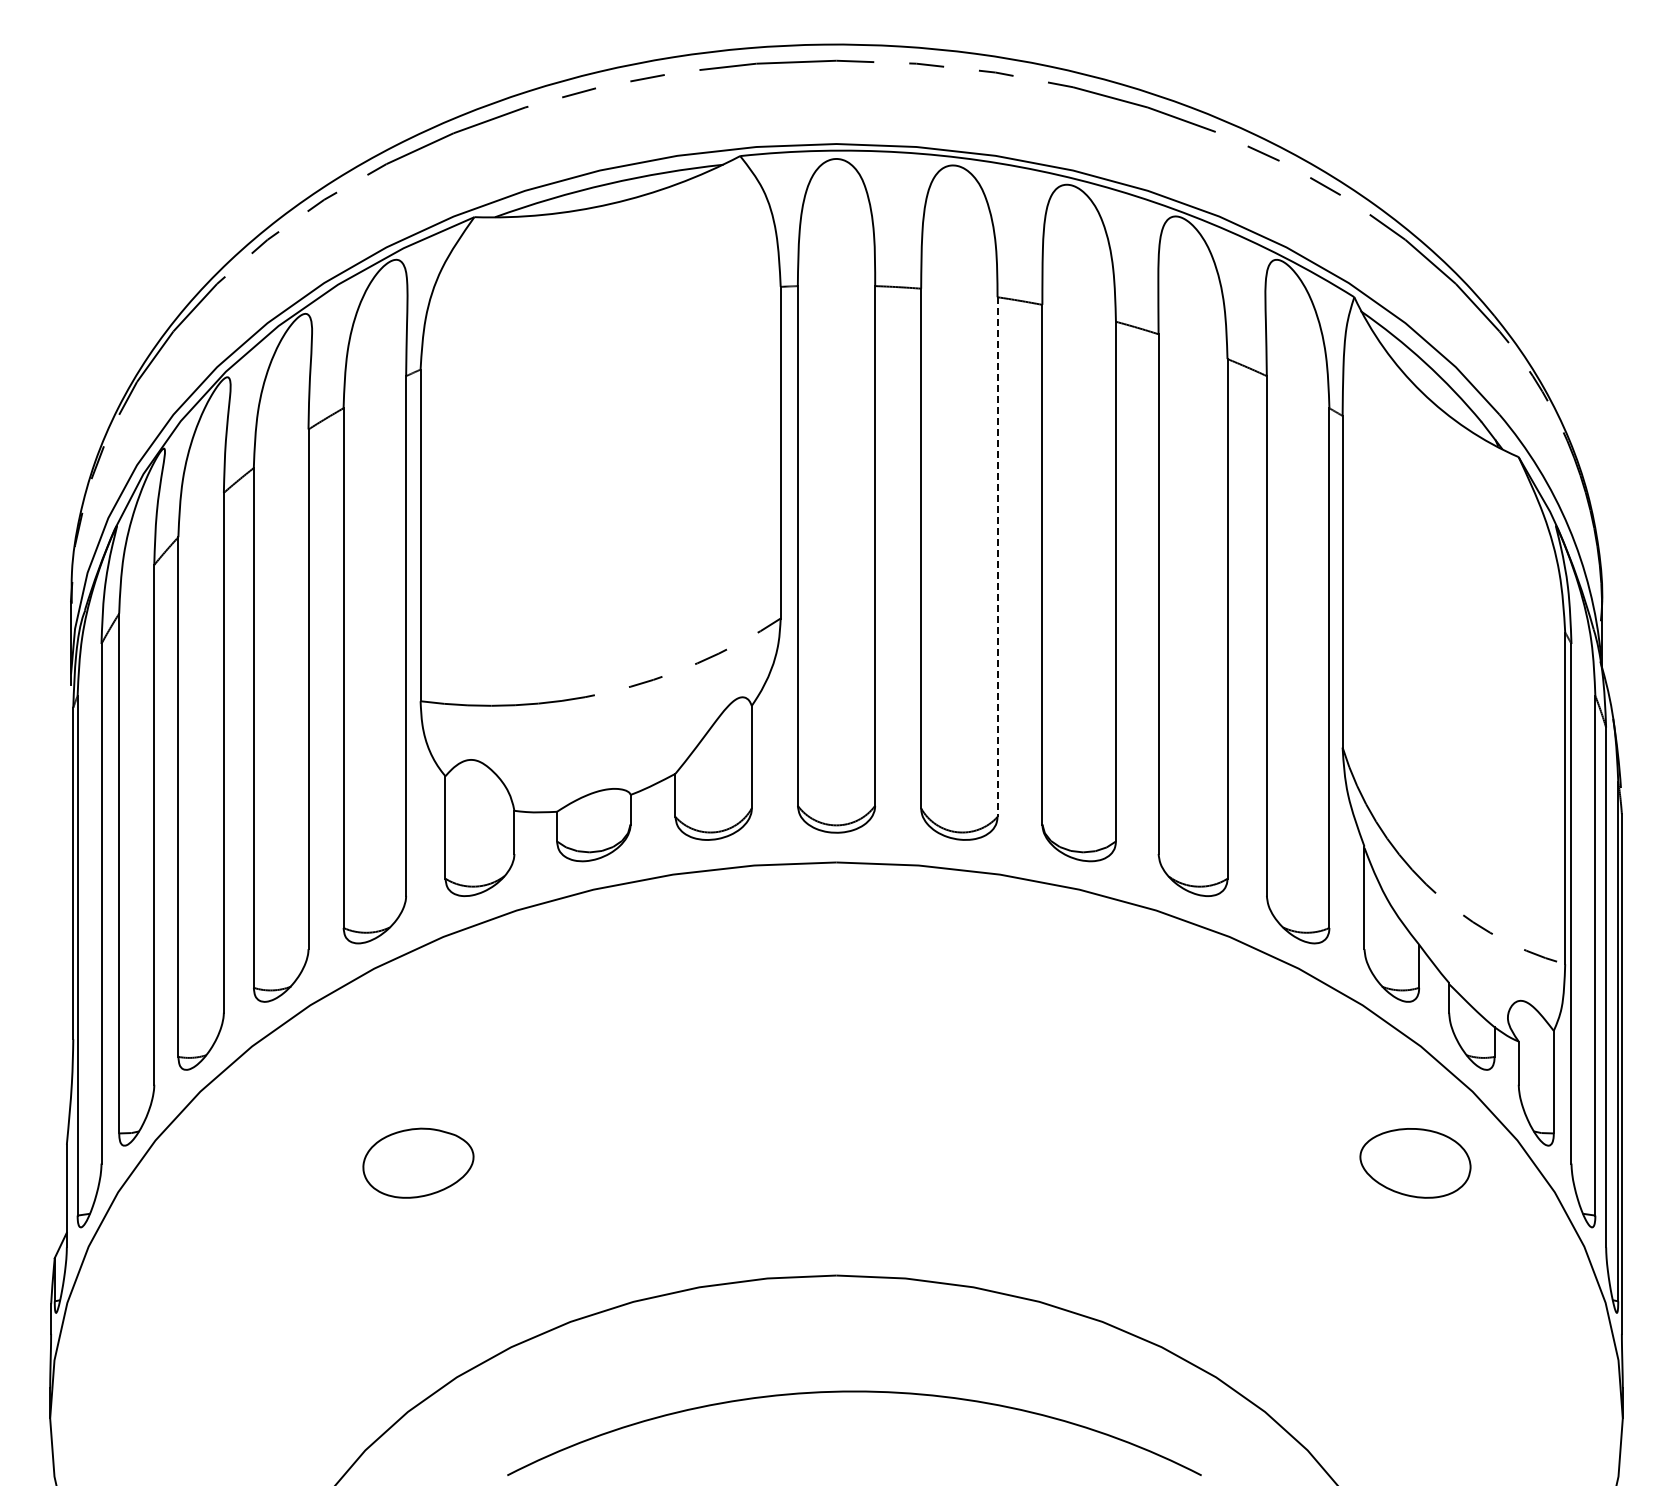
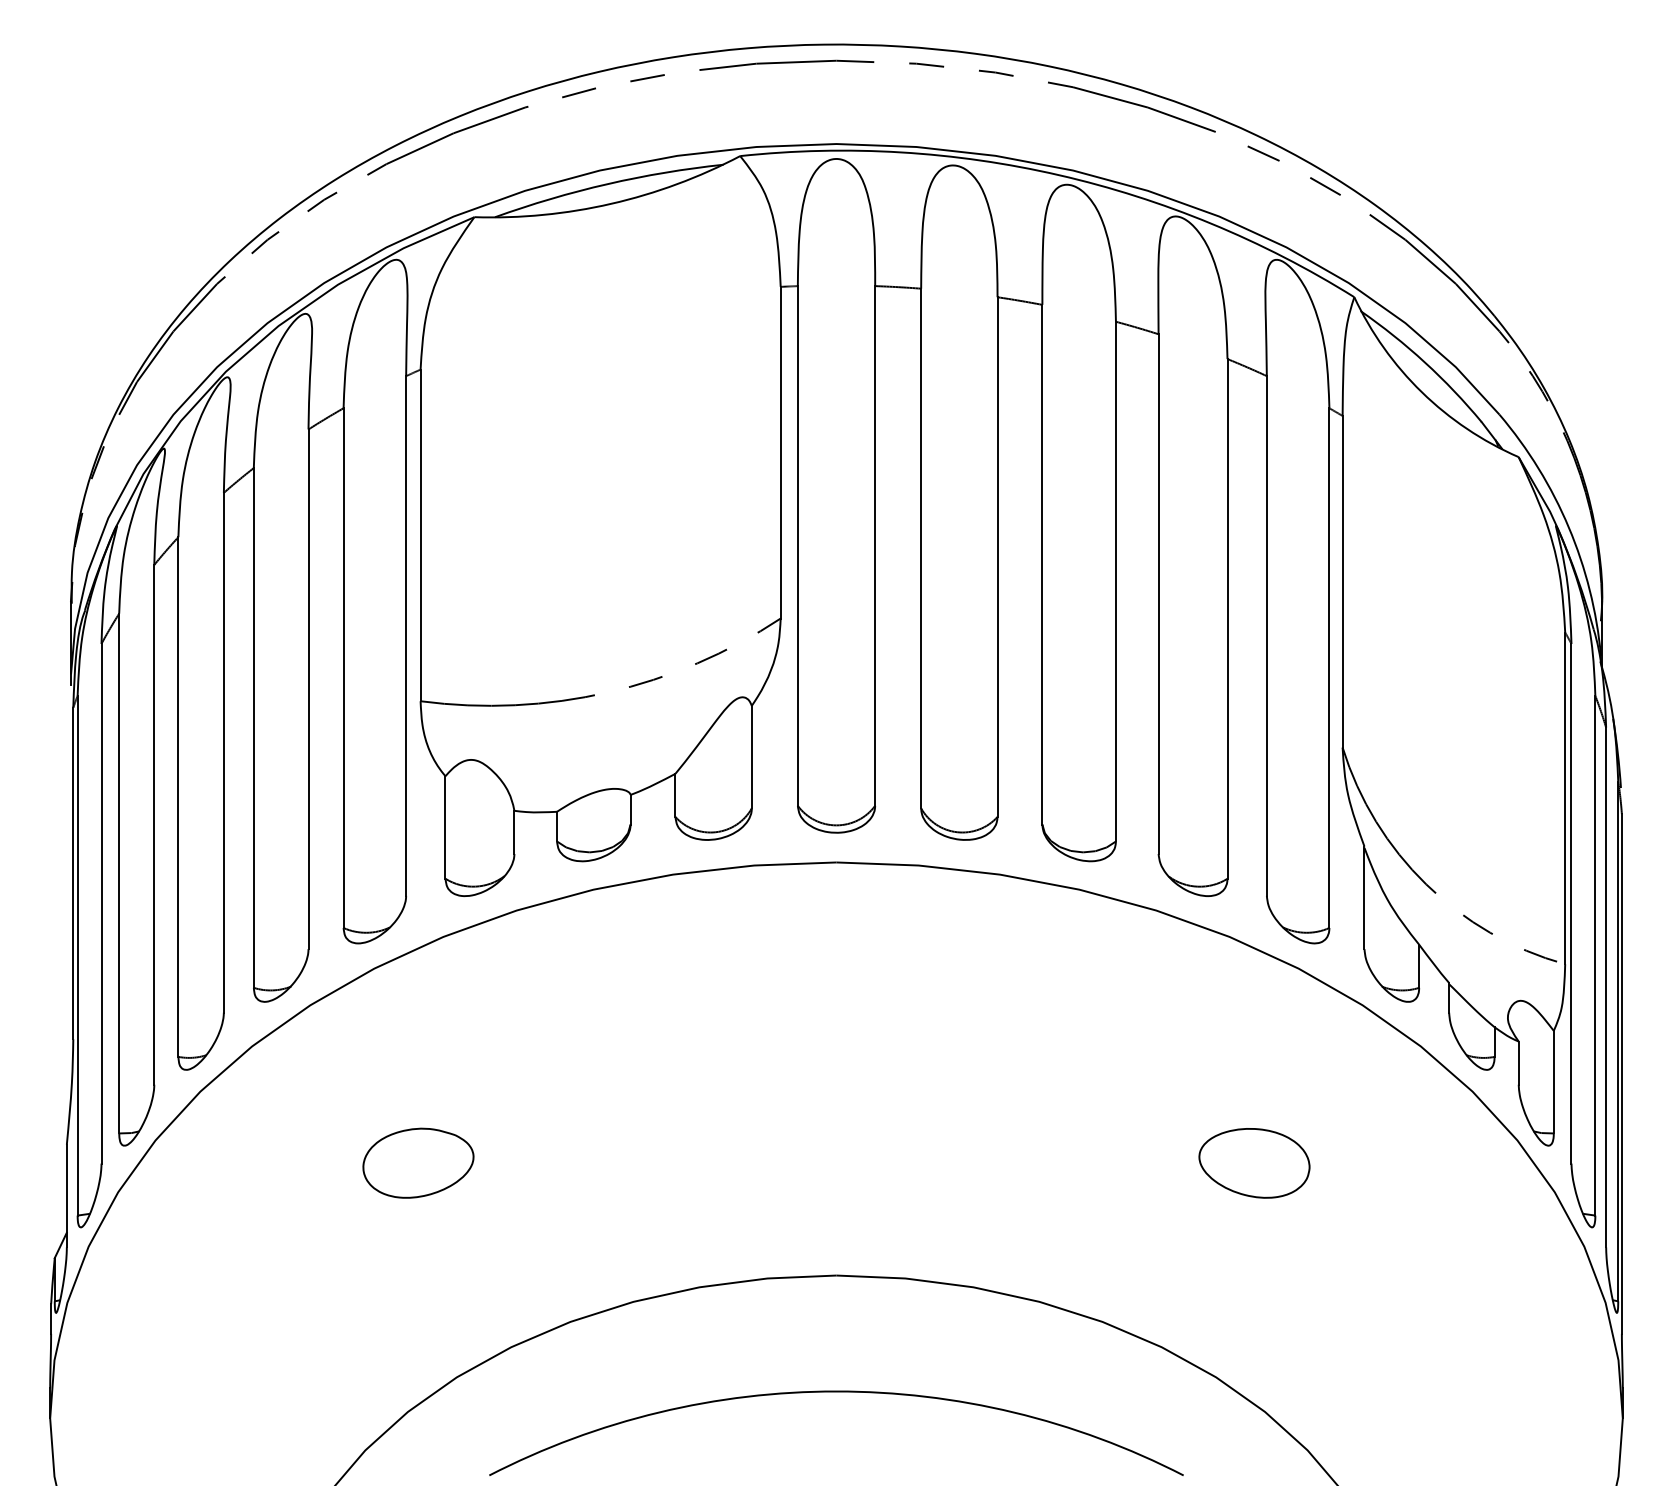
line: dashed -> solid (997, 557)
part position: (1415, 1163) -> (1254, 1163) (1254, 1163)
arc position: (854, 1392) -> (836, 1392) (836, 1392)
